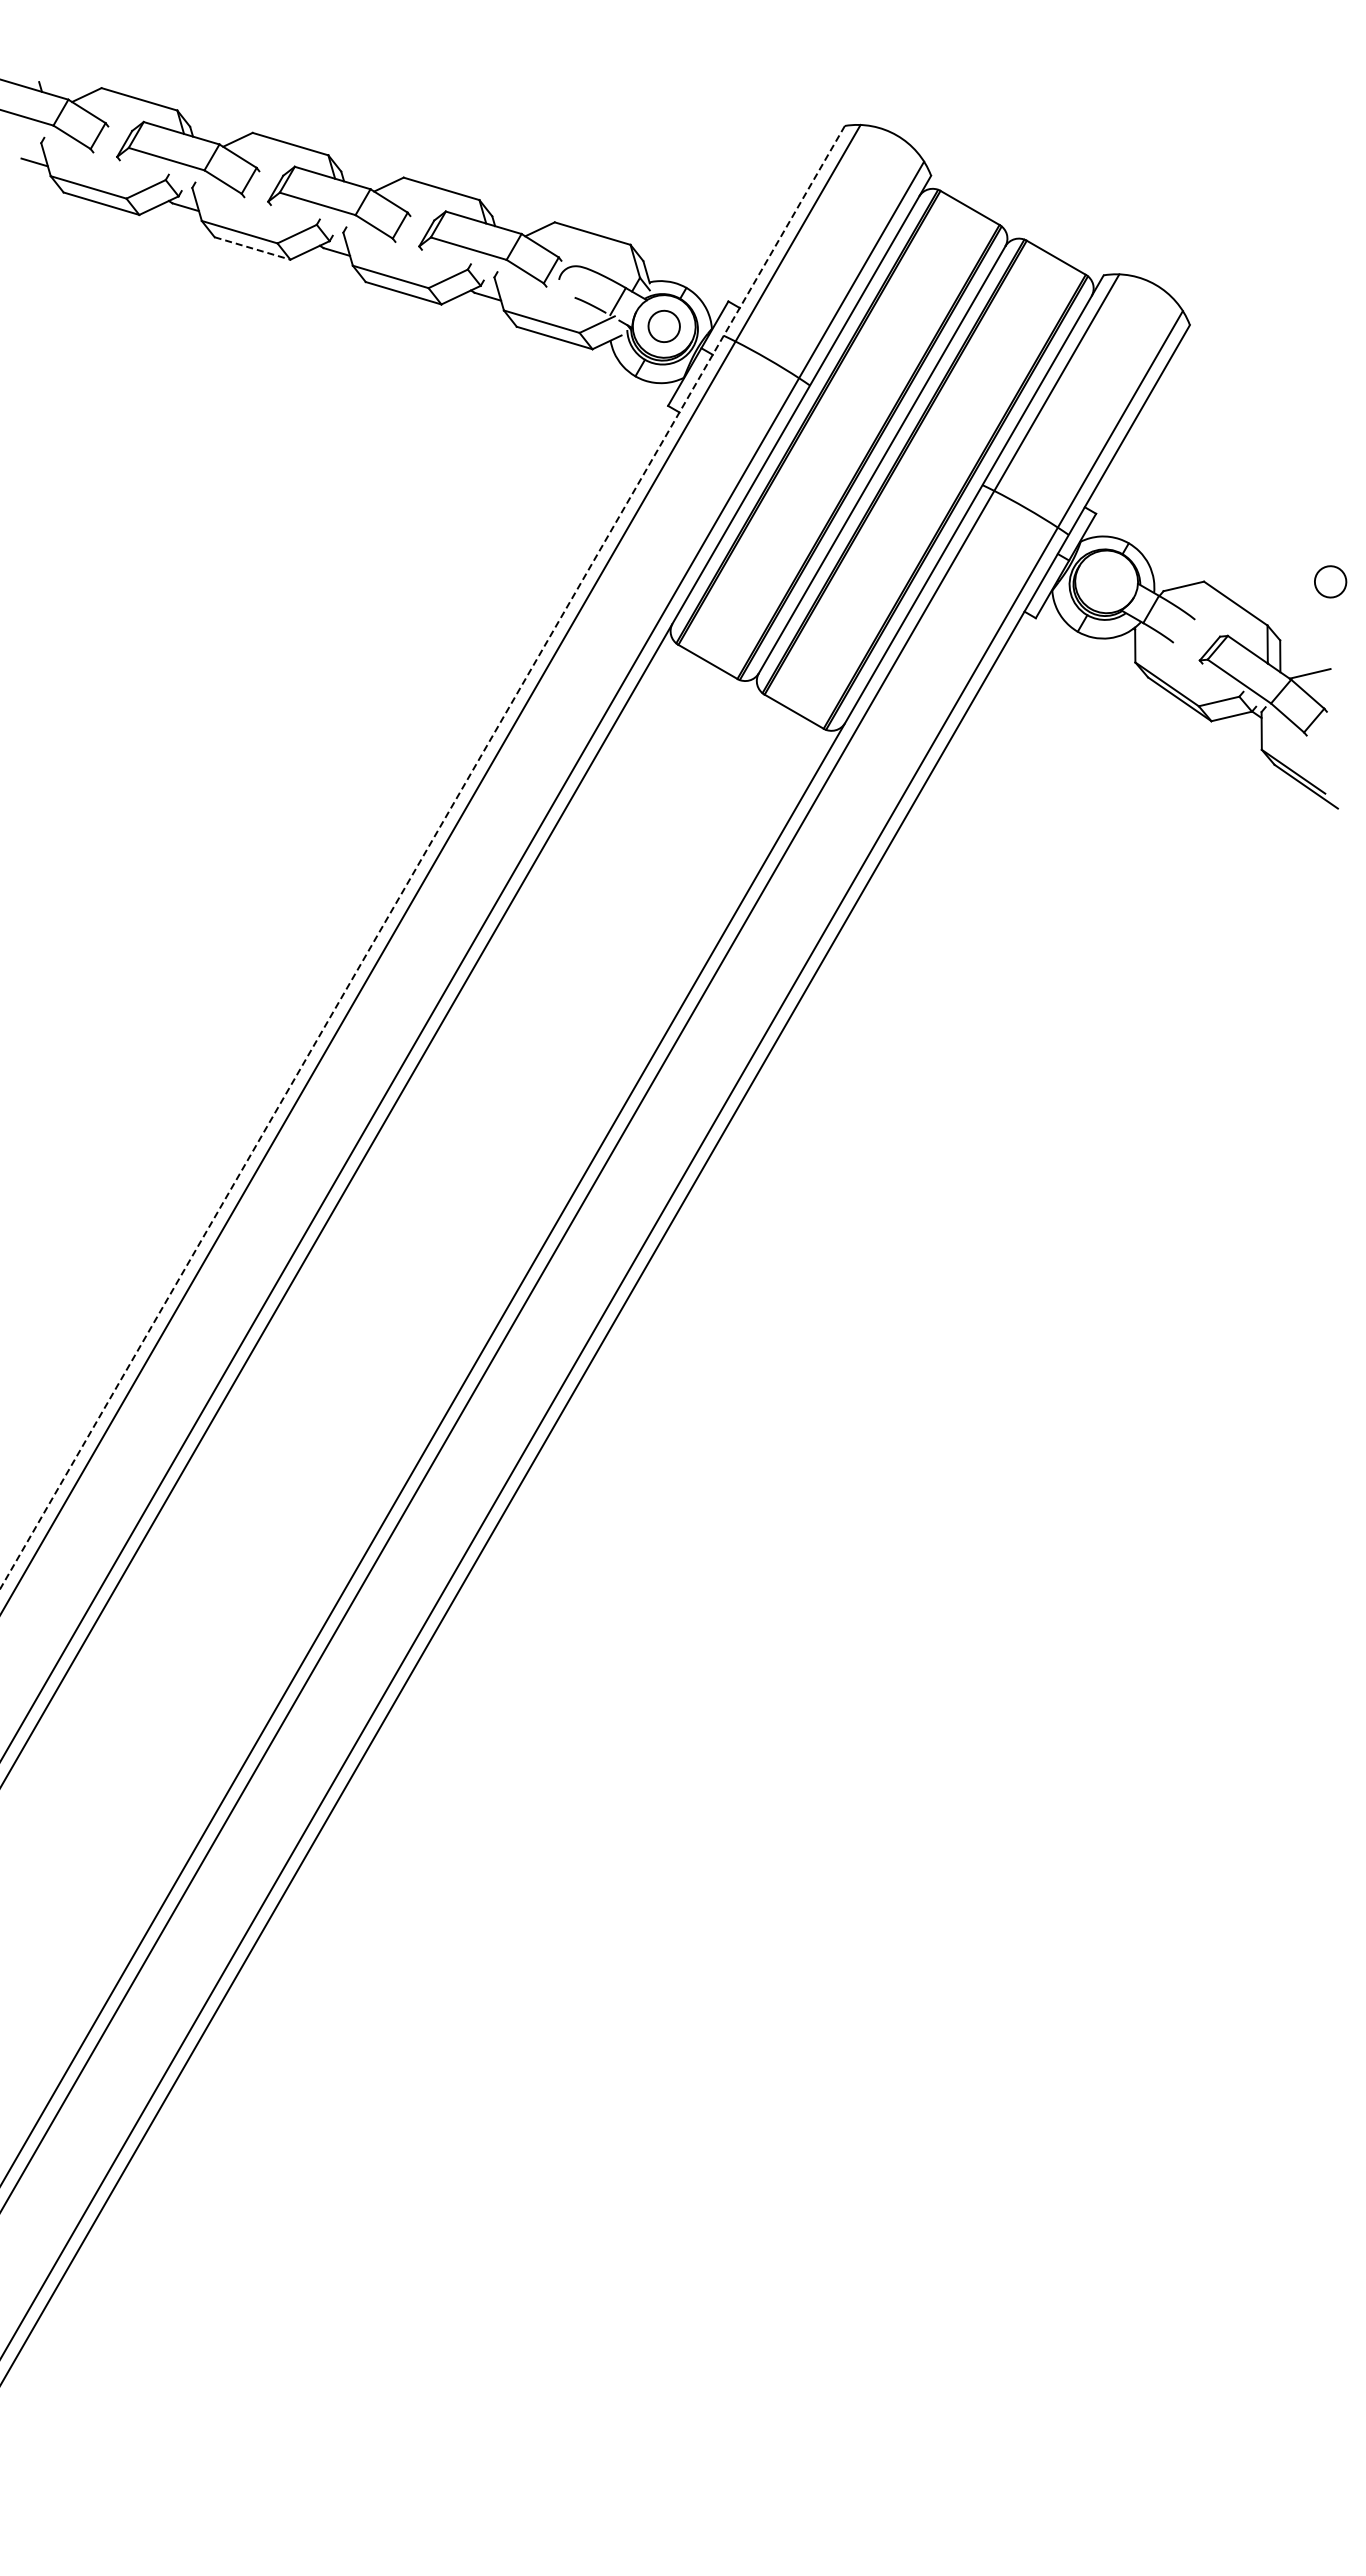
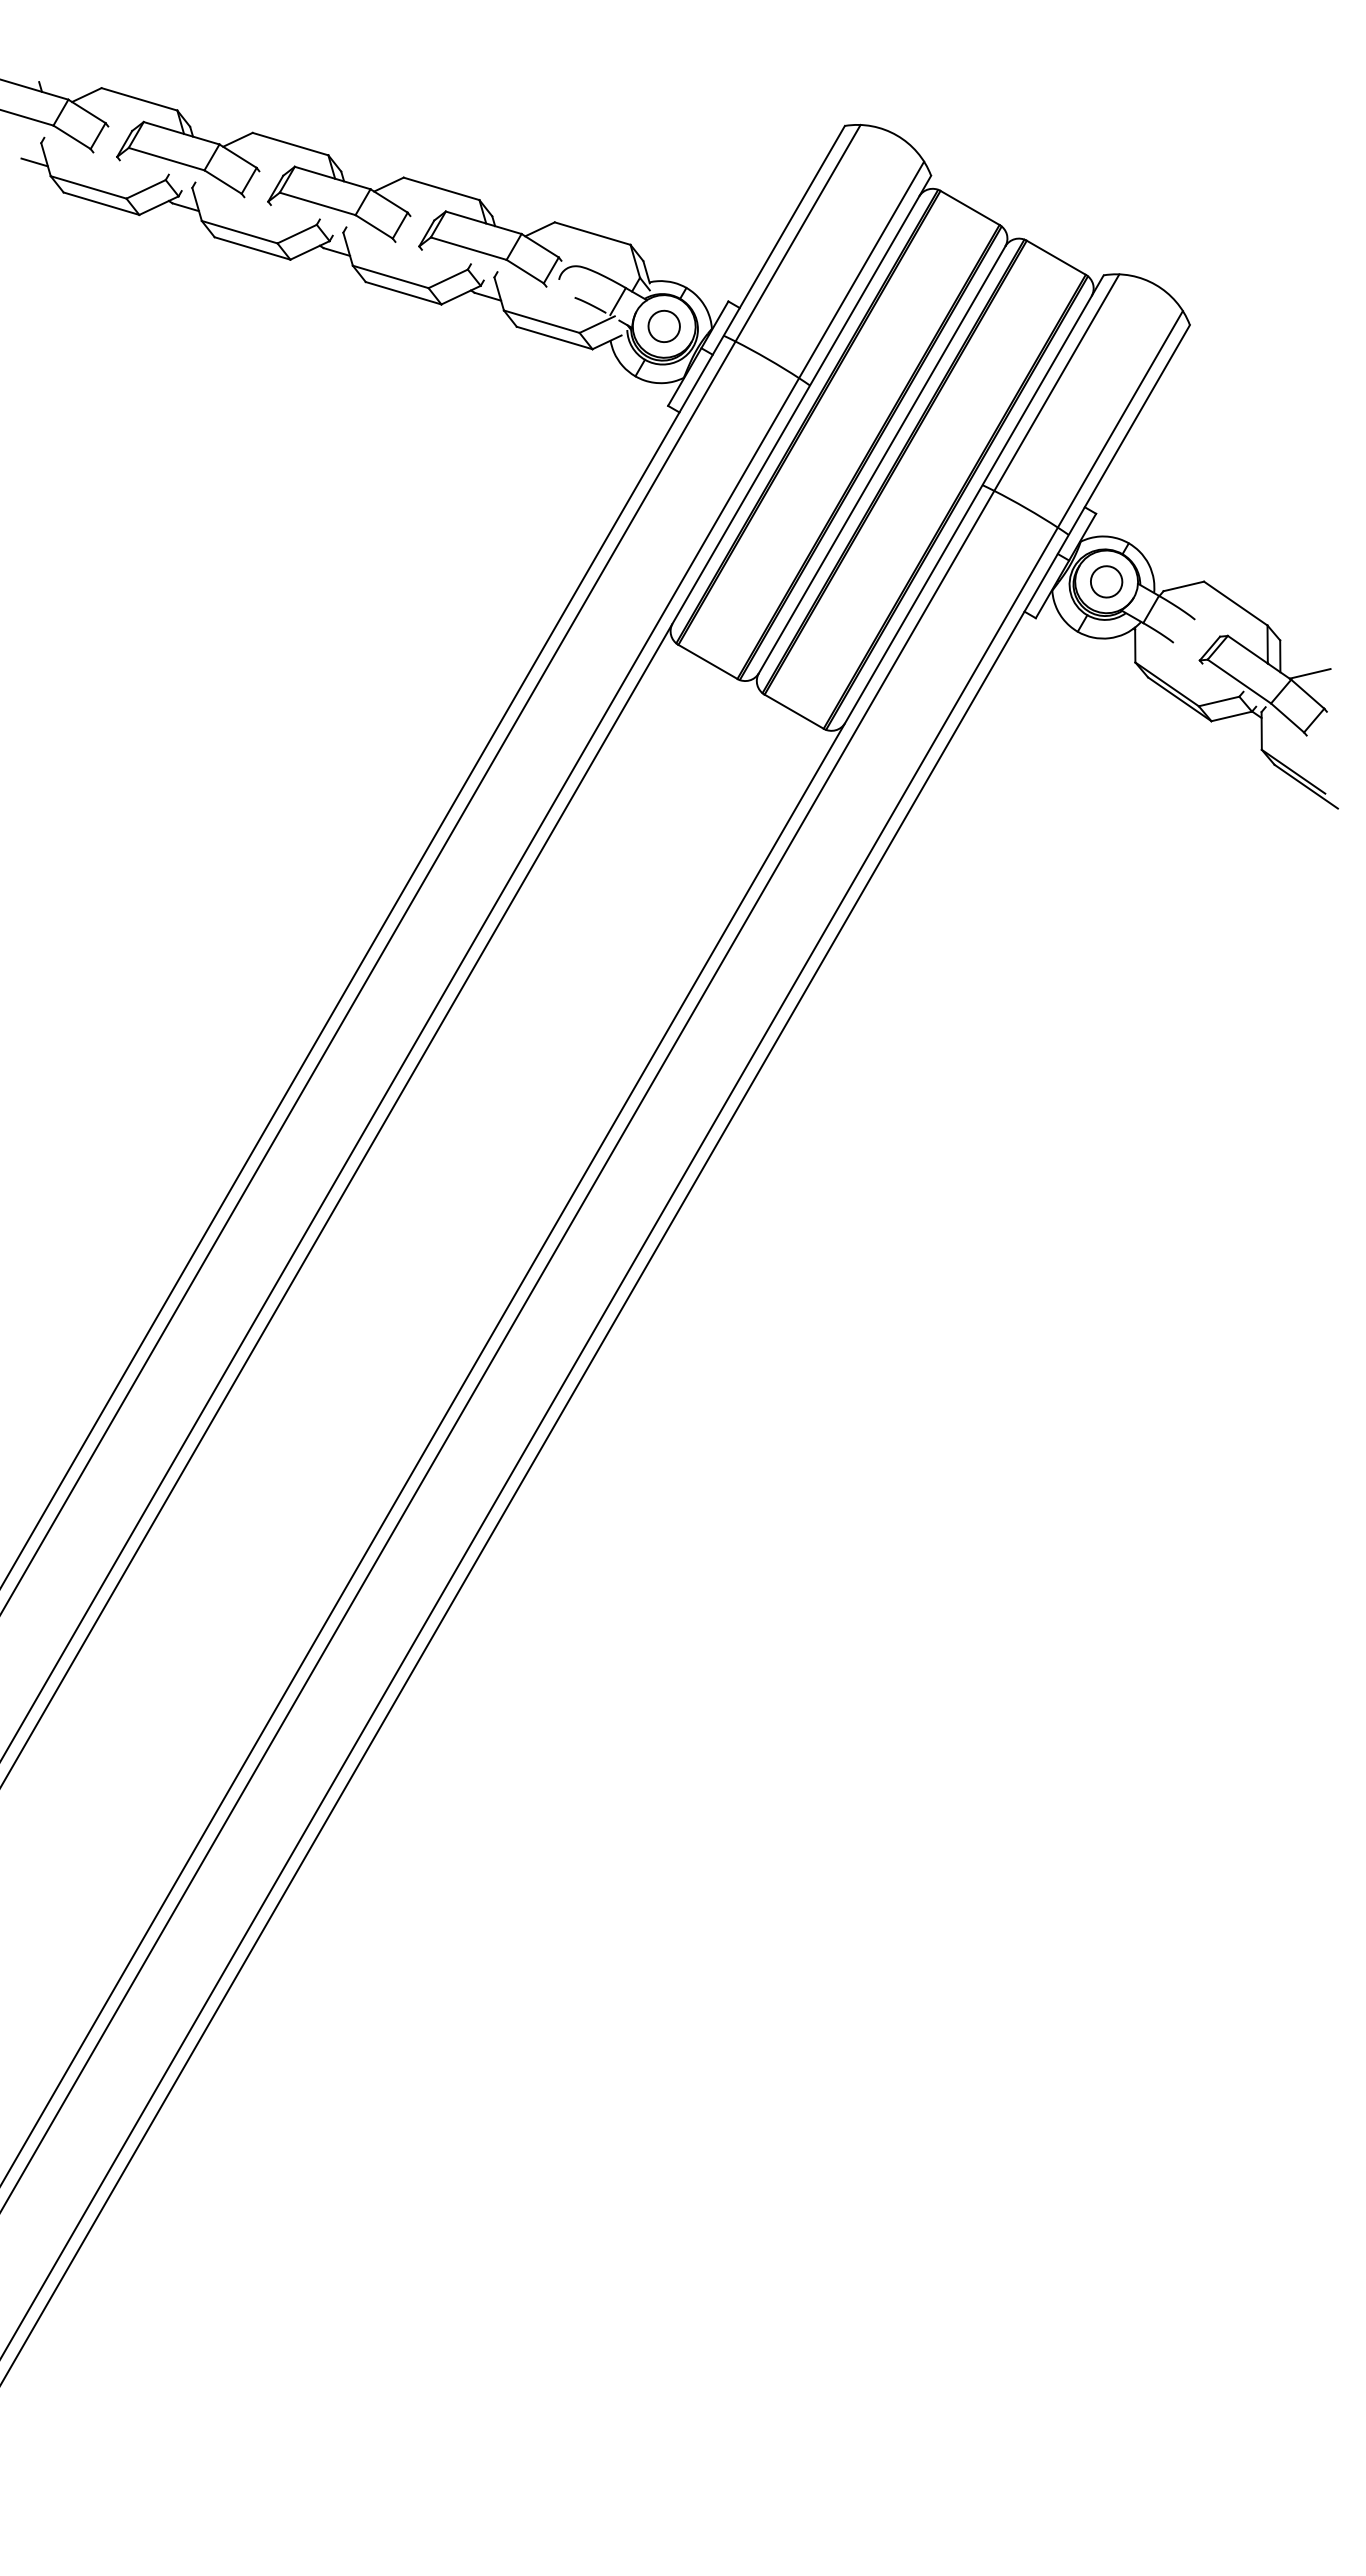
line: dashed -> solid (252, 248)
part position: (1330, 581) -> (1106, 581) (1106, 581)
line: dashed -> solid (422, 857)
